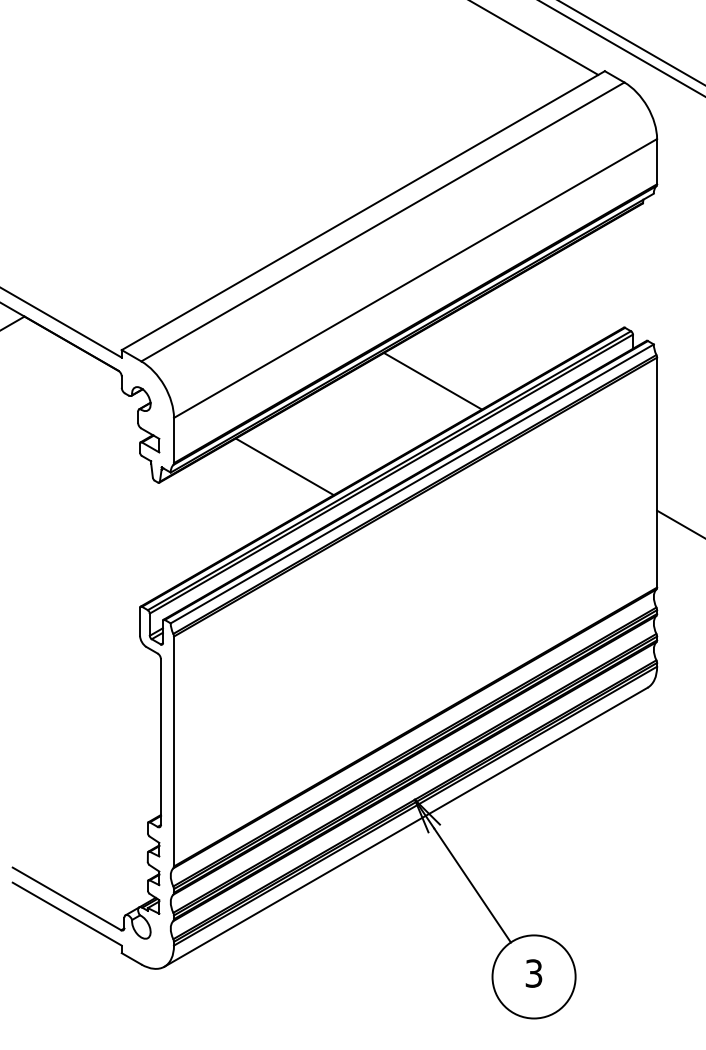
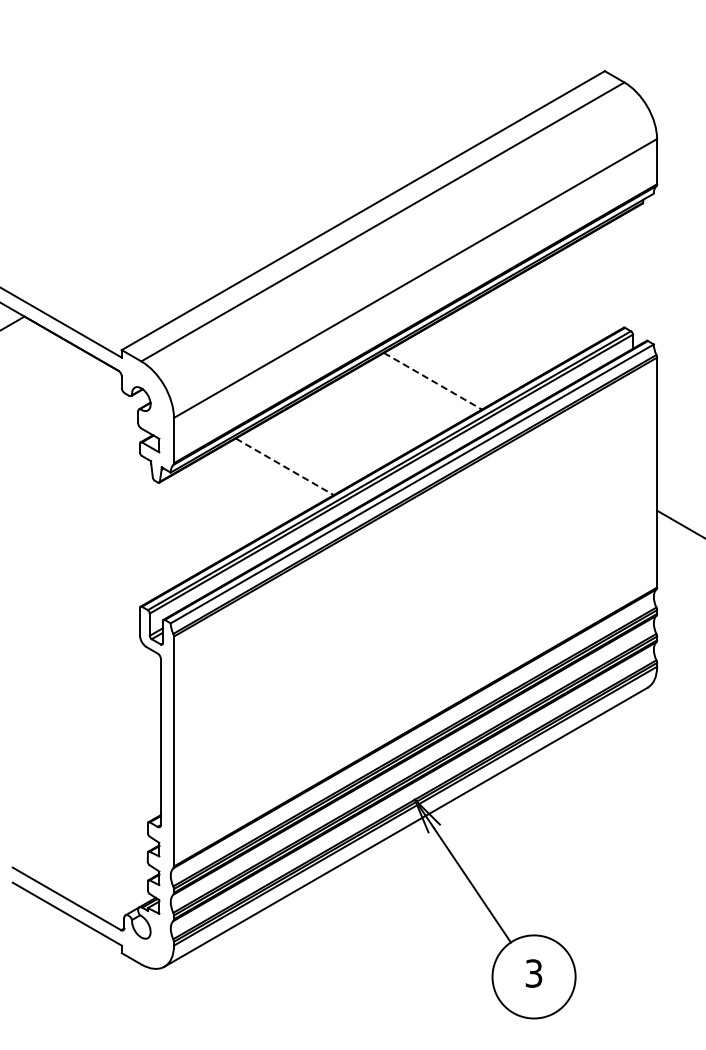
line: present -> none (535, 38)
line: present -> none (631, 42)
line: present -> none (621, 48)
line: solid -> dashed (432, 381)
line: solid -> dashed (284, 466)
